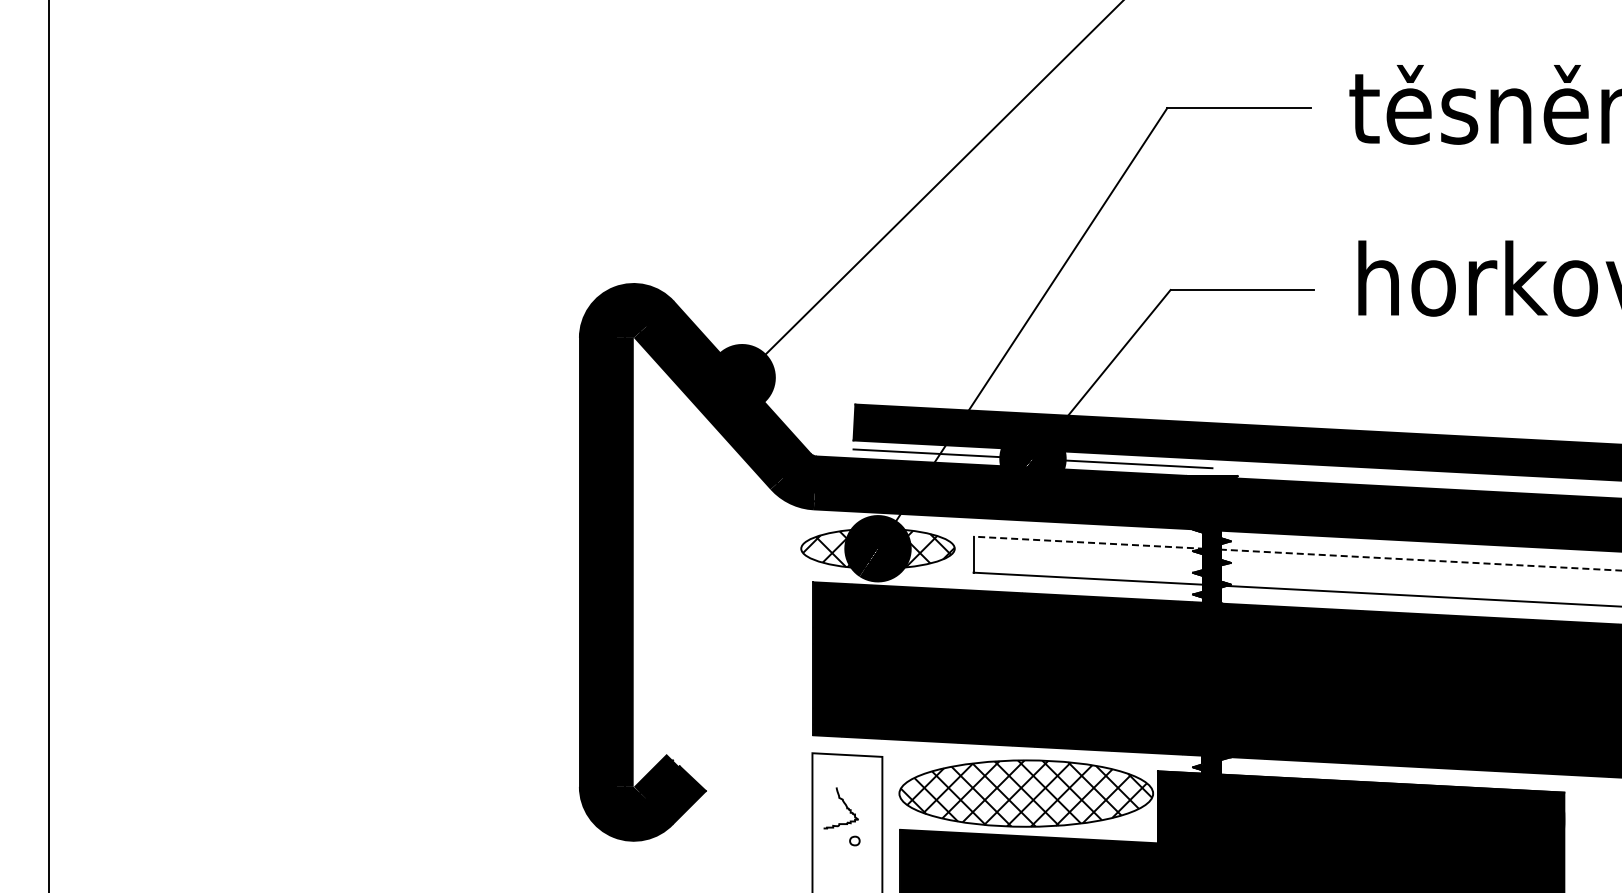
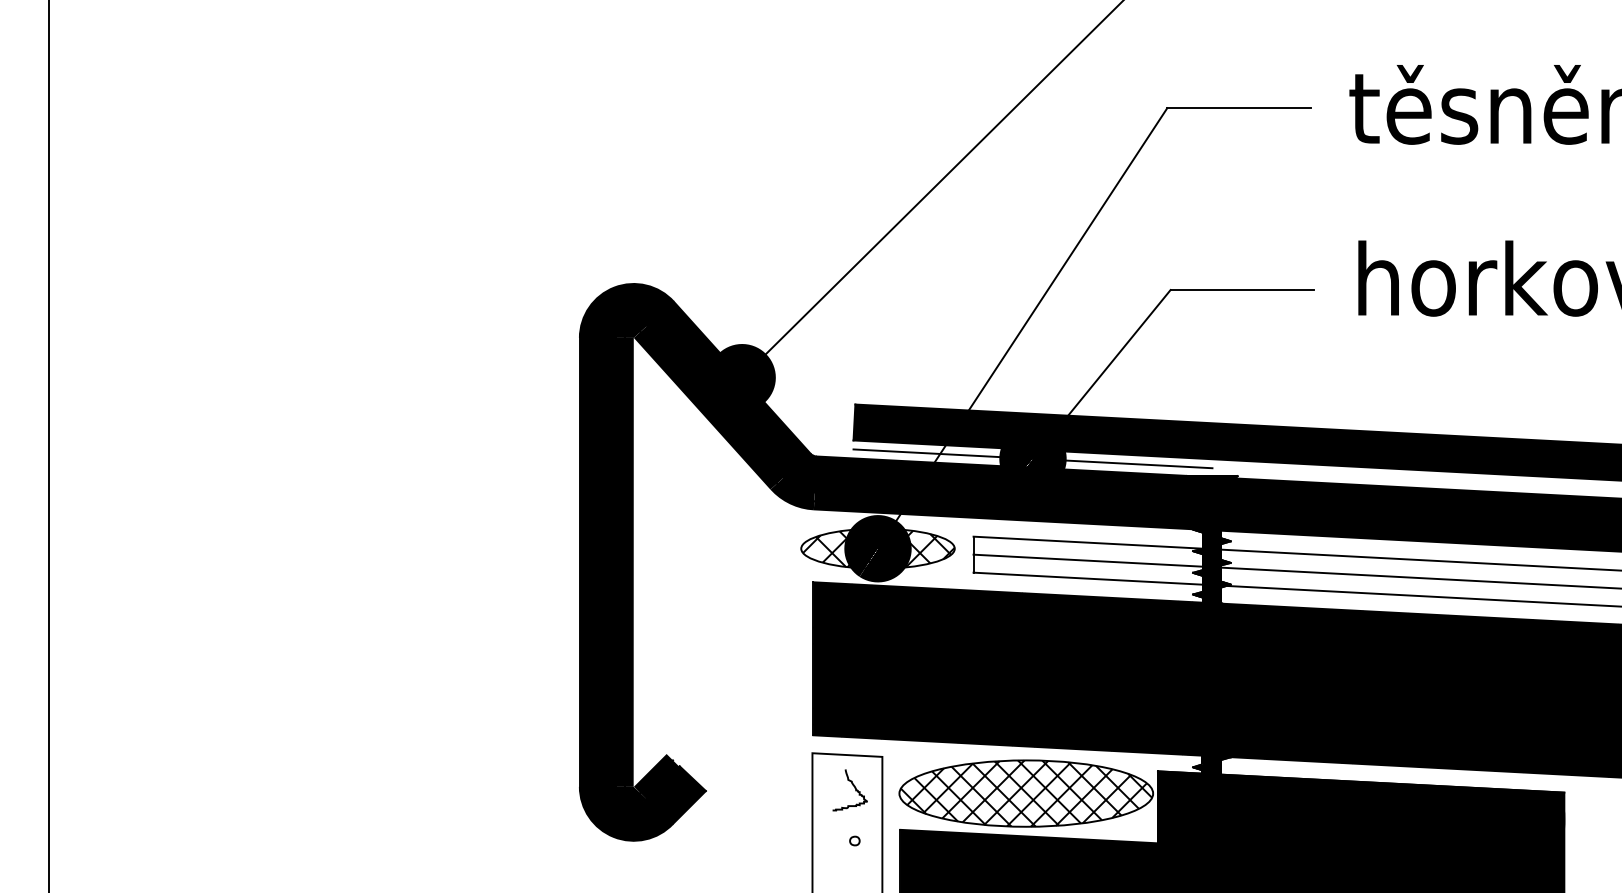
line: dashed -> solid (1297, 553)
line: none -> present (1295, 571)
curve position: (845, 806) -> (854, 788) (854, 788)
